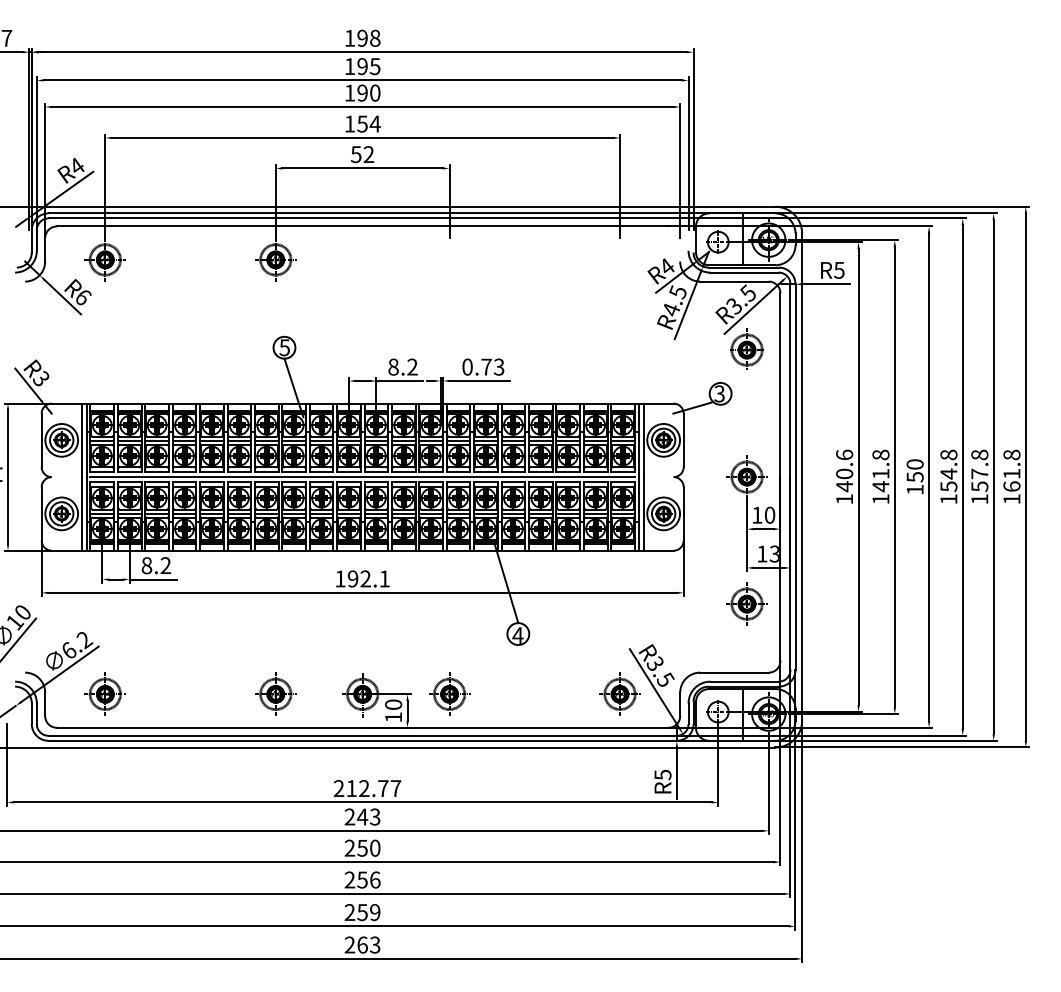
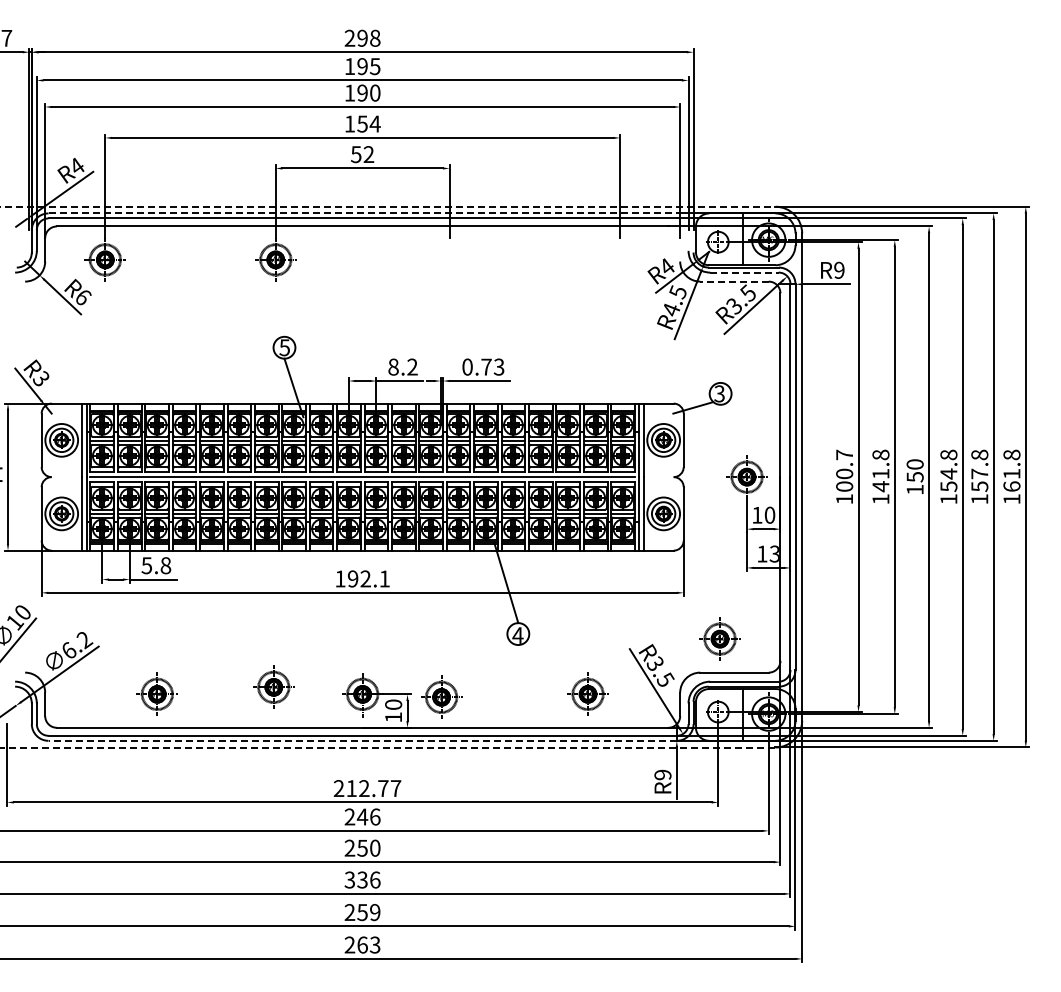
text: 198 -> 298 (349, 37)
line: solid -> dashed (388, 206)
line: solid -> dashed (363, 213)
text: R5 -> R9 (839, 269)
line: solid -> dashed (745, 272)
line: solid -> dashed (734, 281)
part: present -> none (746, 348)
text: 140.6 -> 100.7 (844, 470)
text: 8.2 -> 5.8 (156, 565)
part position: (746, 603) -> (719, 638) (719, 638)
part position: (104, 693) -> (156, 693) (156, 693)
part position: (275, 693) -> (273, 686) (273, 686)
part position: (449, 693) -> (441, 696) (441, 696)
part position: (619, 693) -> (587, 693) (587, 693)
line: solid -> dashed (362, 740)
line: solid -> dashed (387, 747)
text: R5 -> R9 (662, 774)
text: 243 -> 246 (374, 816)
text: 256 -> 336 (355, 879)
